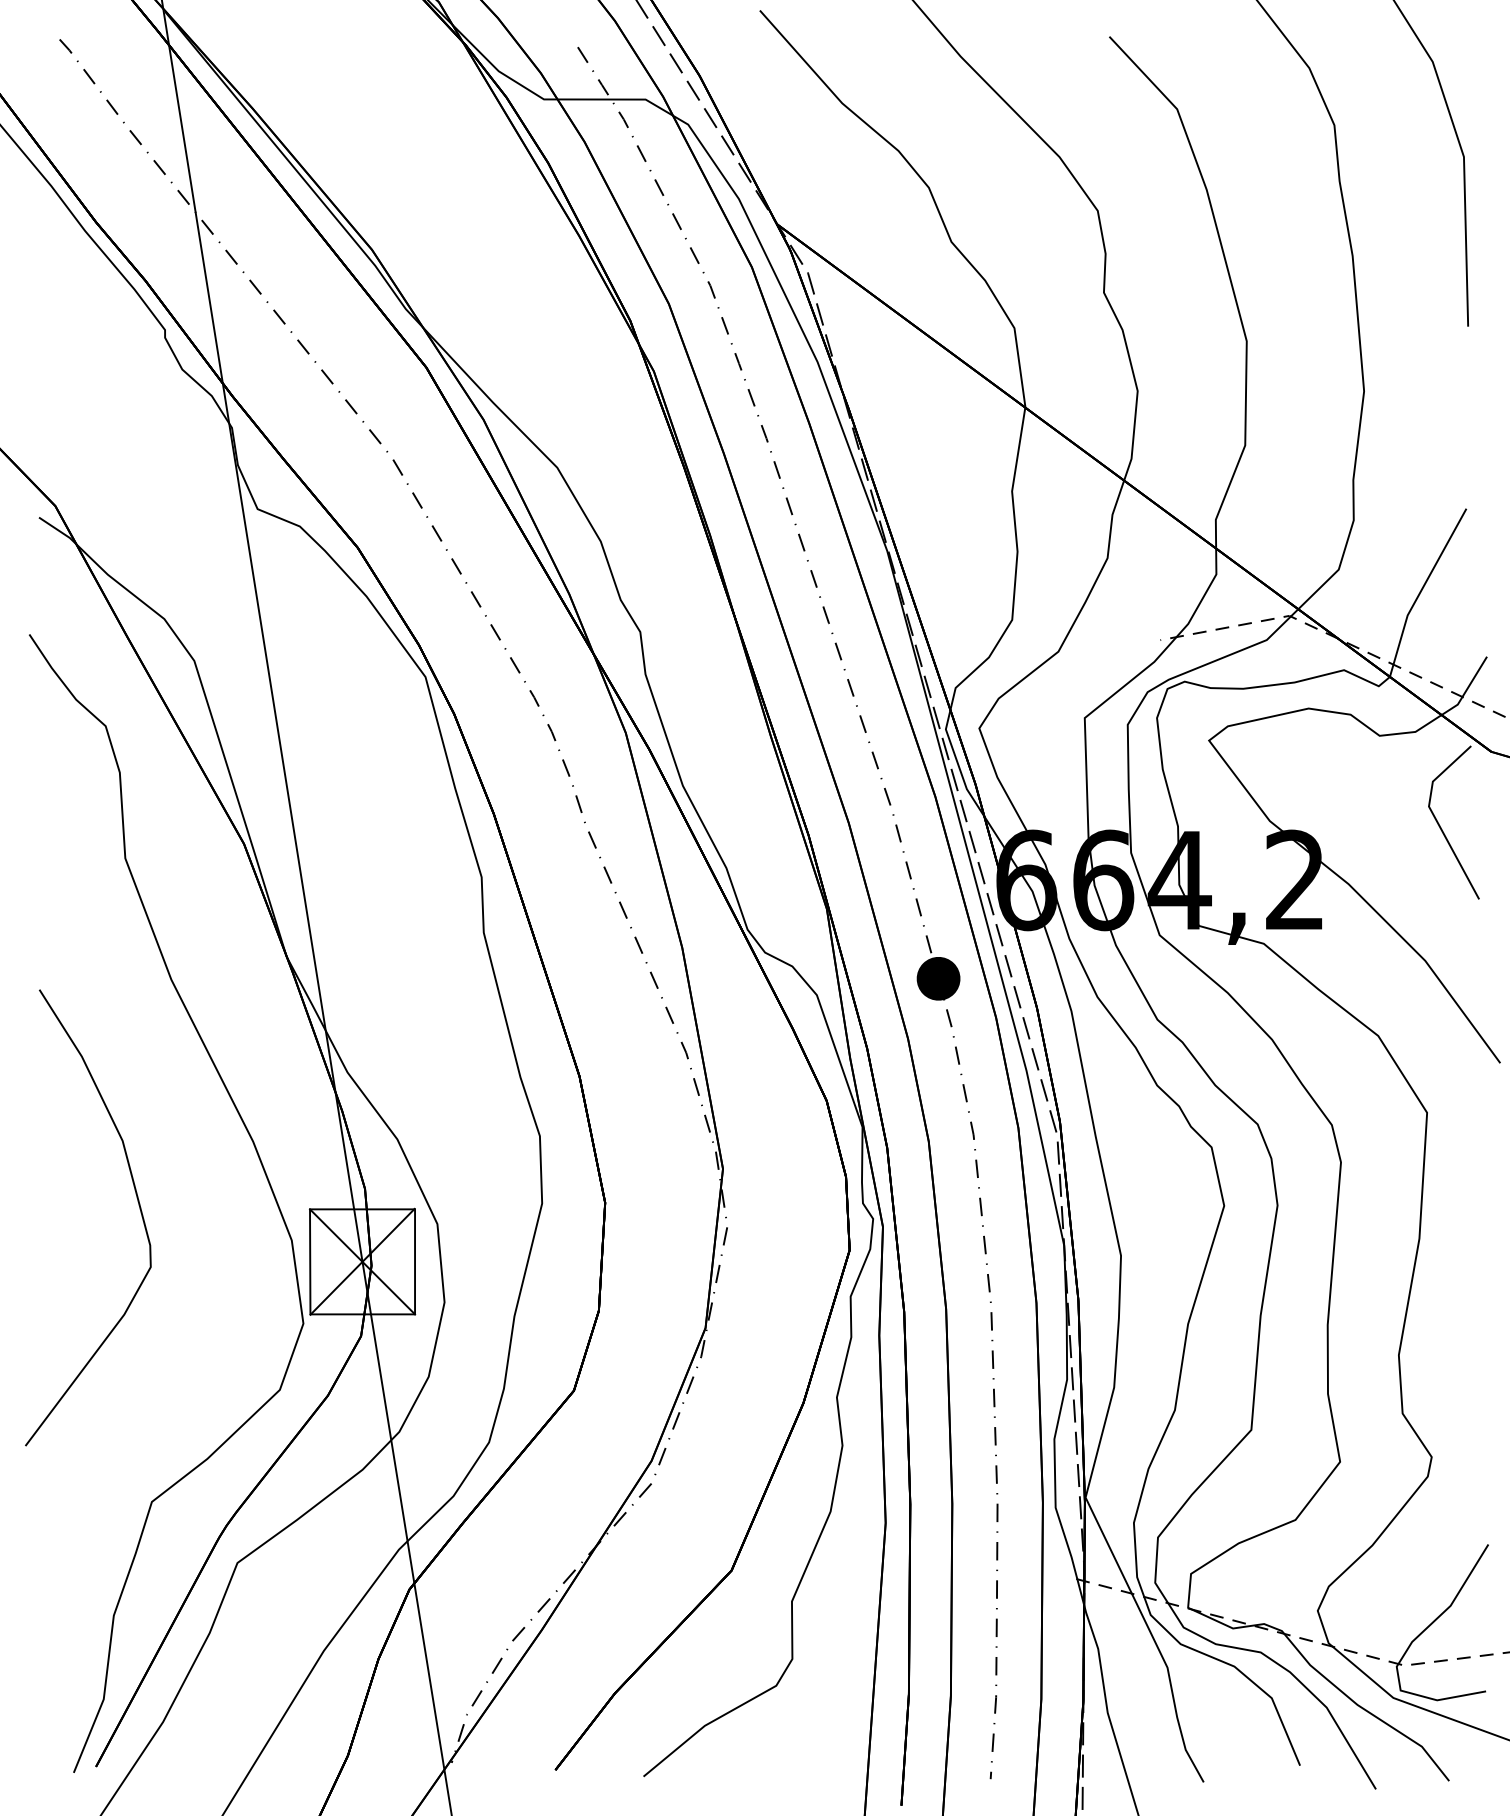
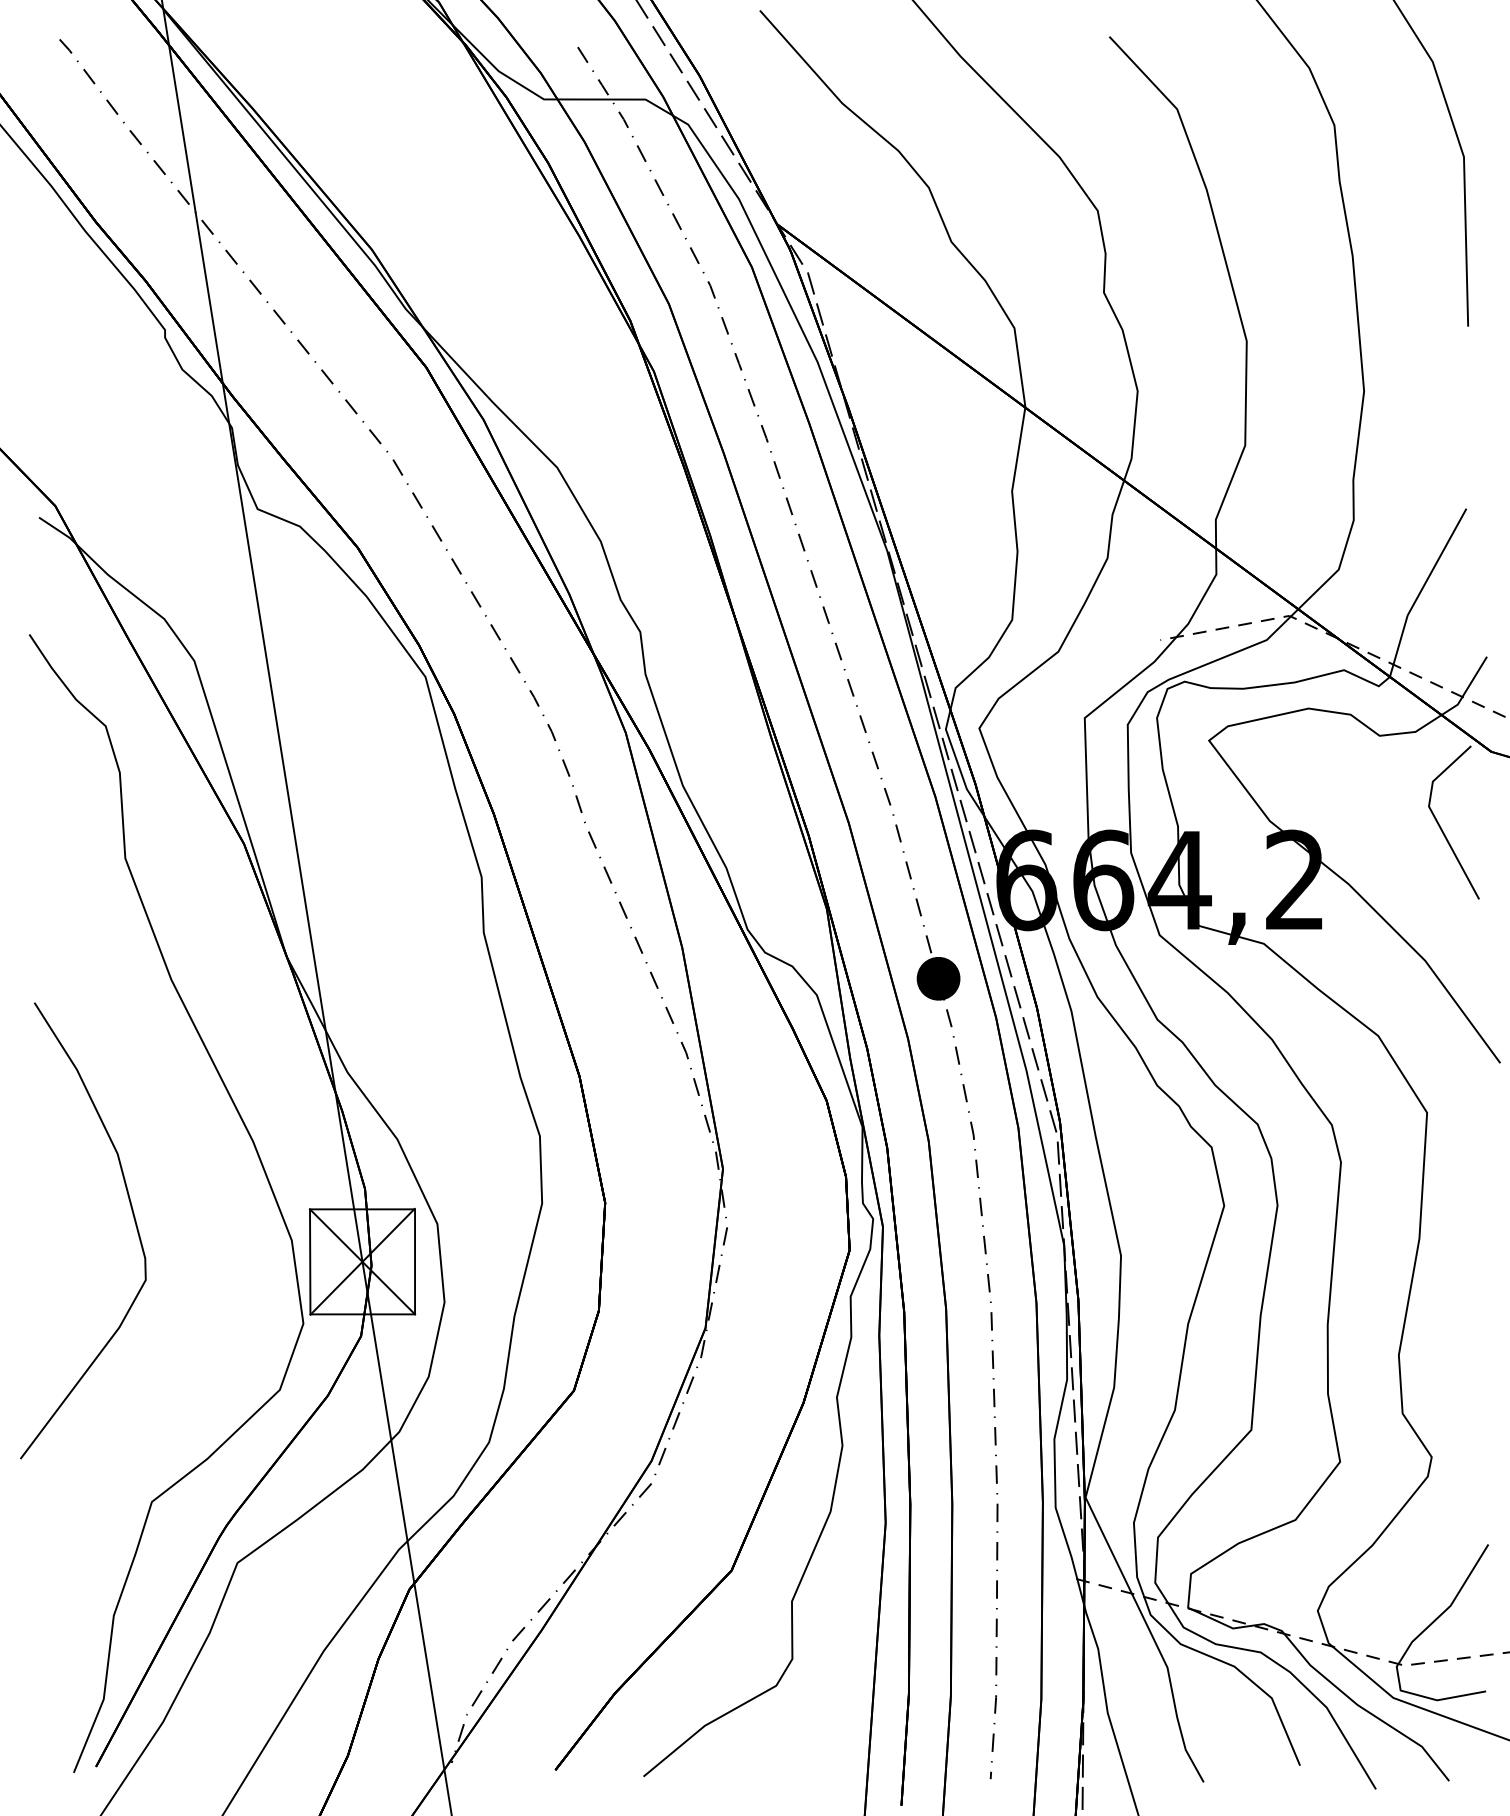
curve position: (138, 1205) -> (133, 1218) (133, 1218)
